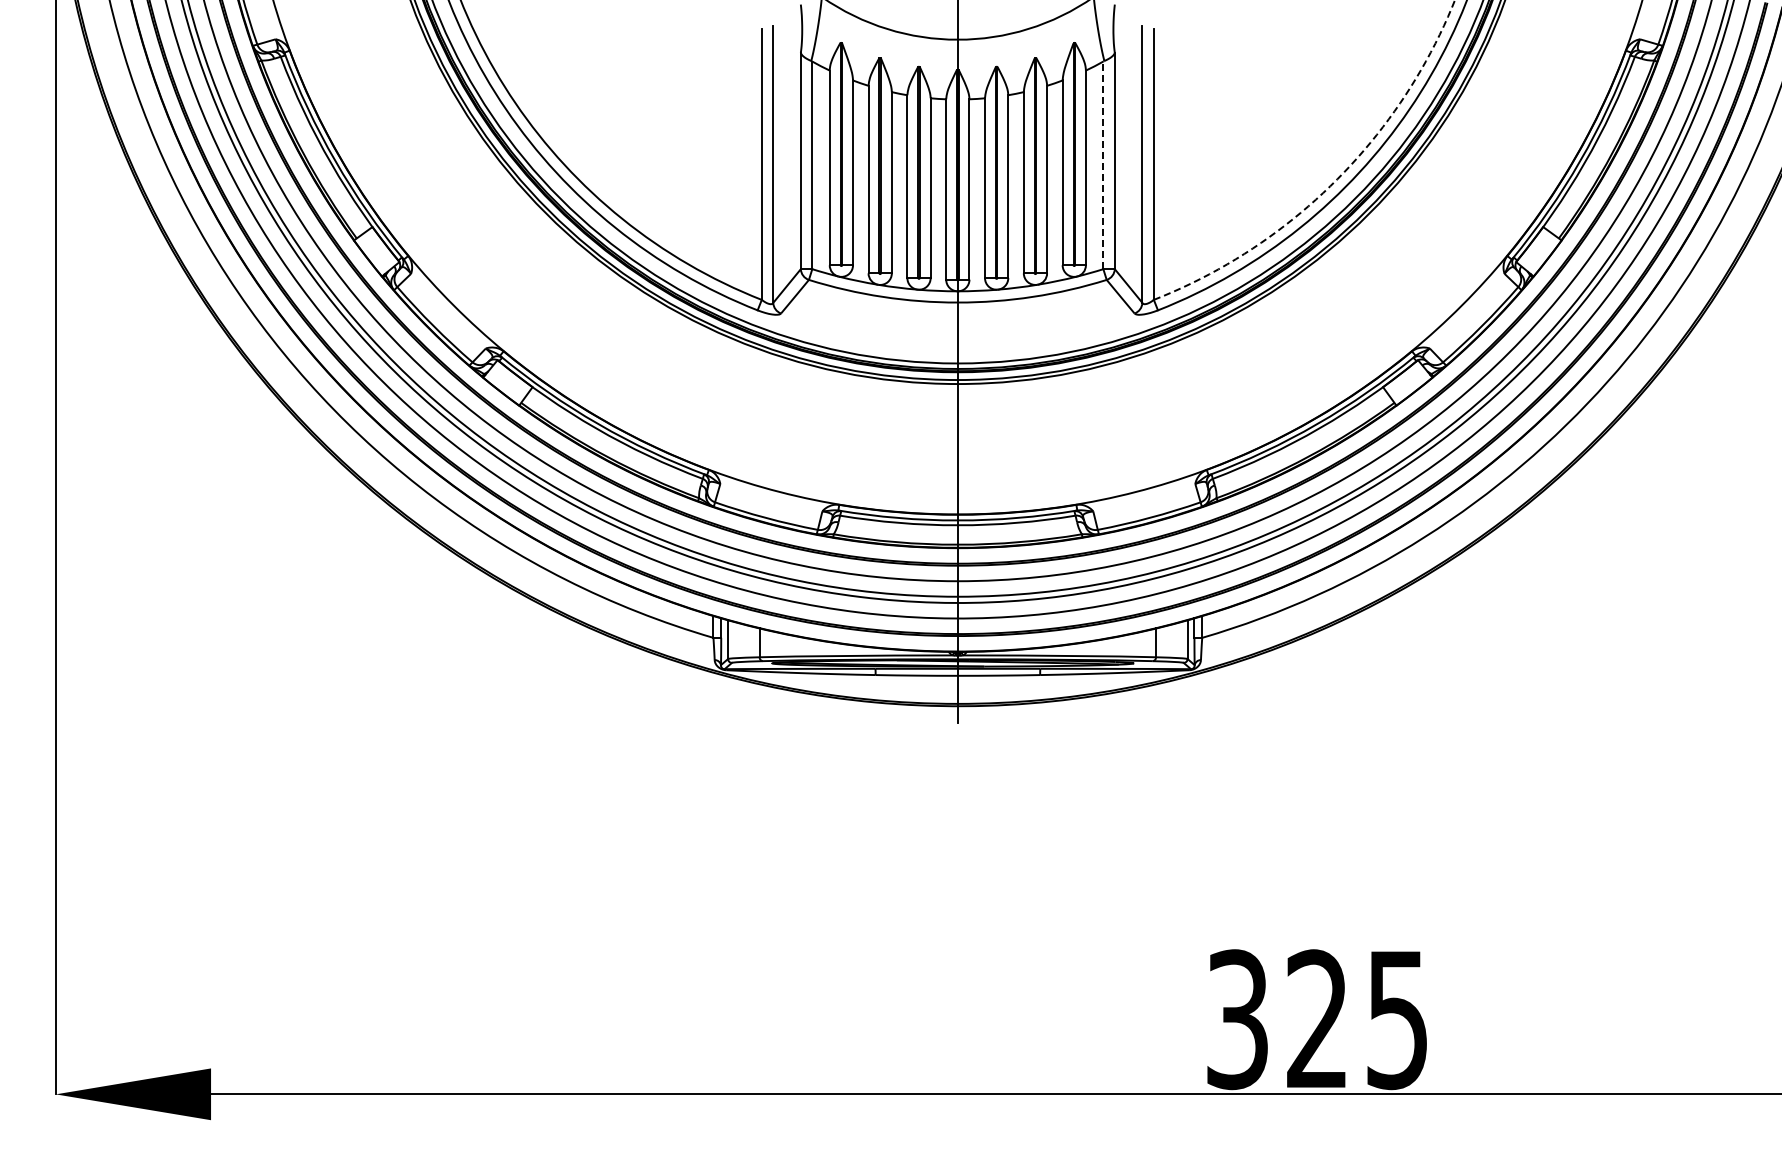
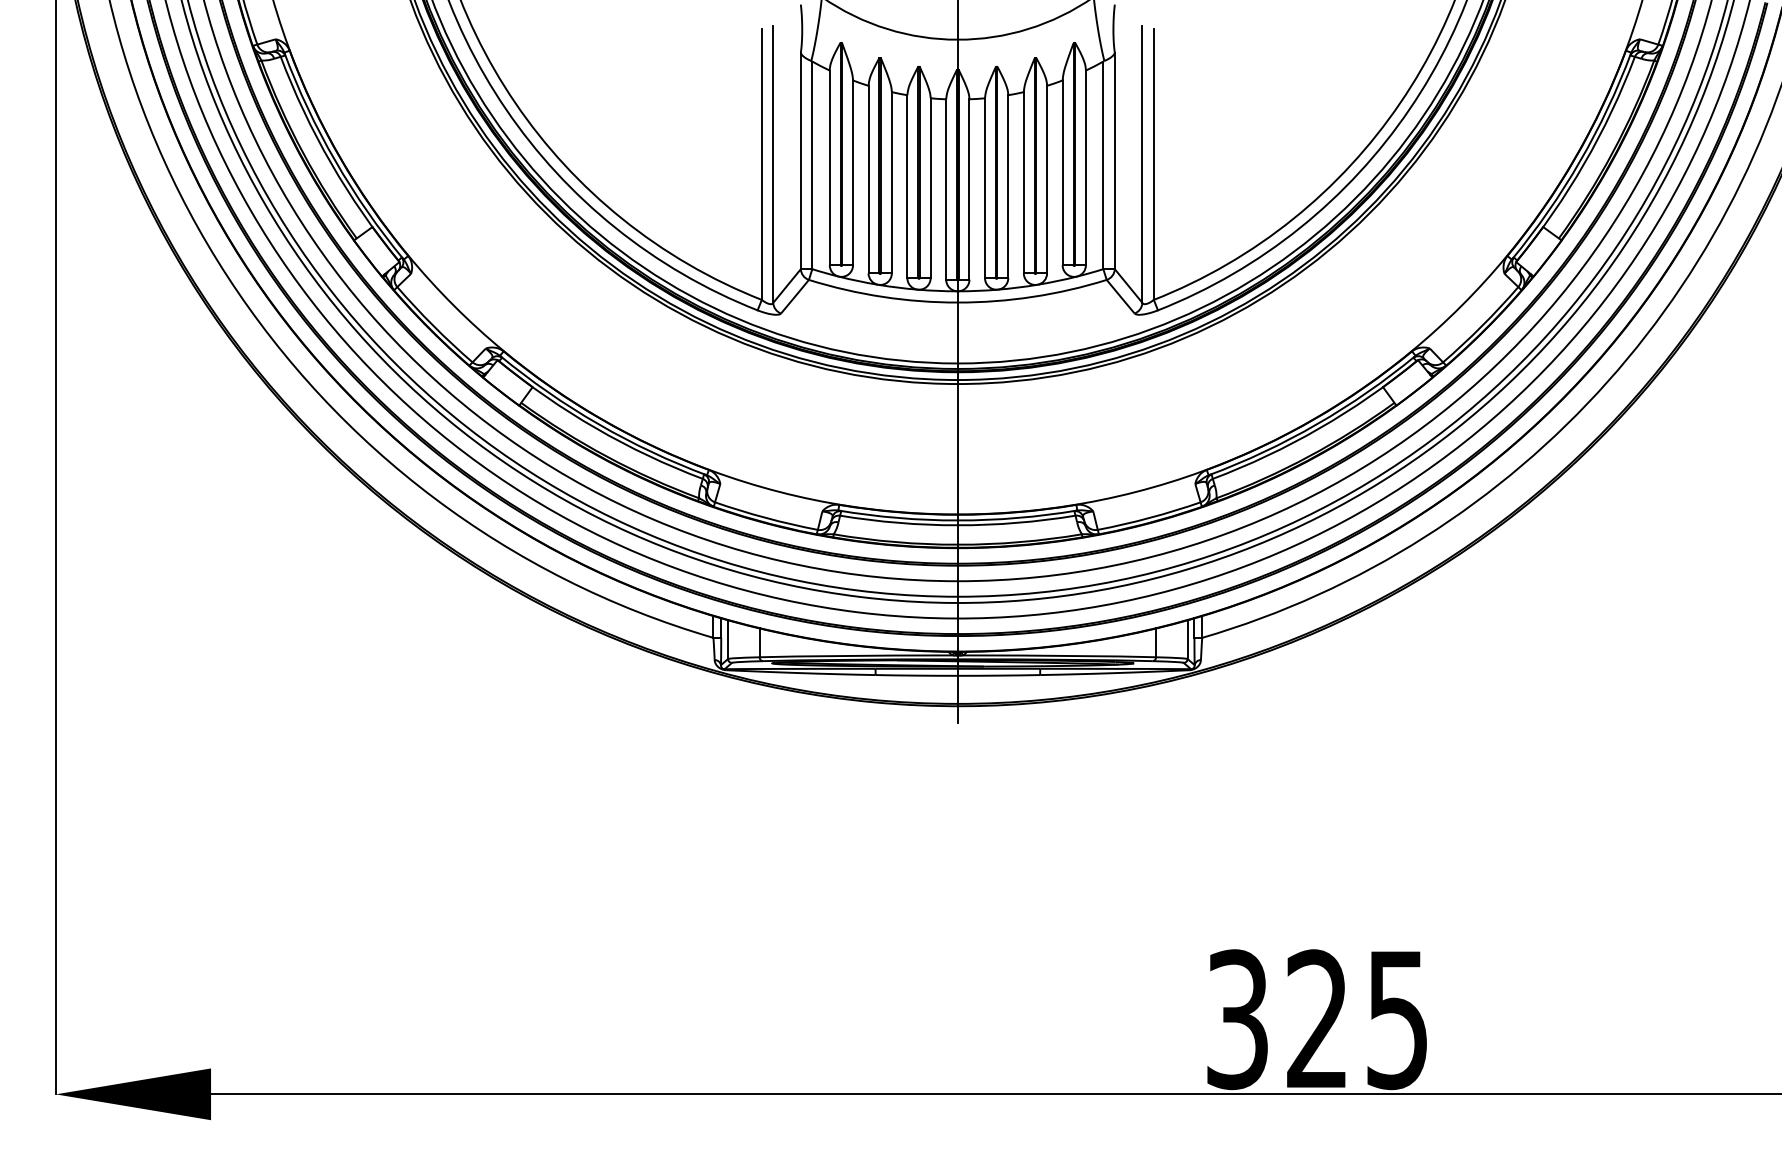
line: dashed -> solid (1103, 165)
arc: dashed -> solid (1334, 181)
